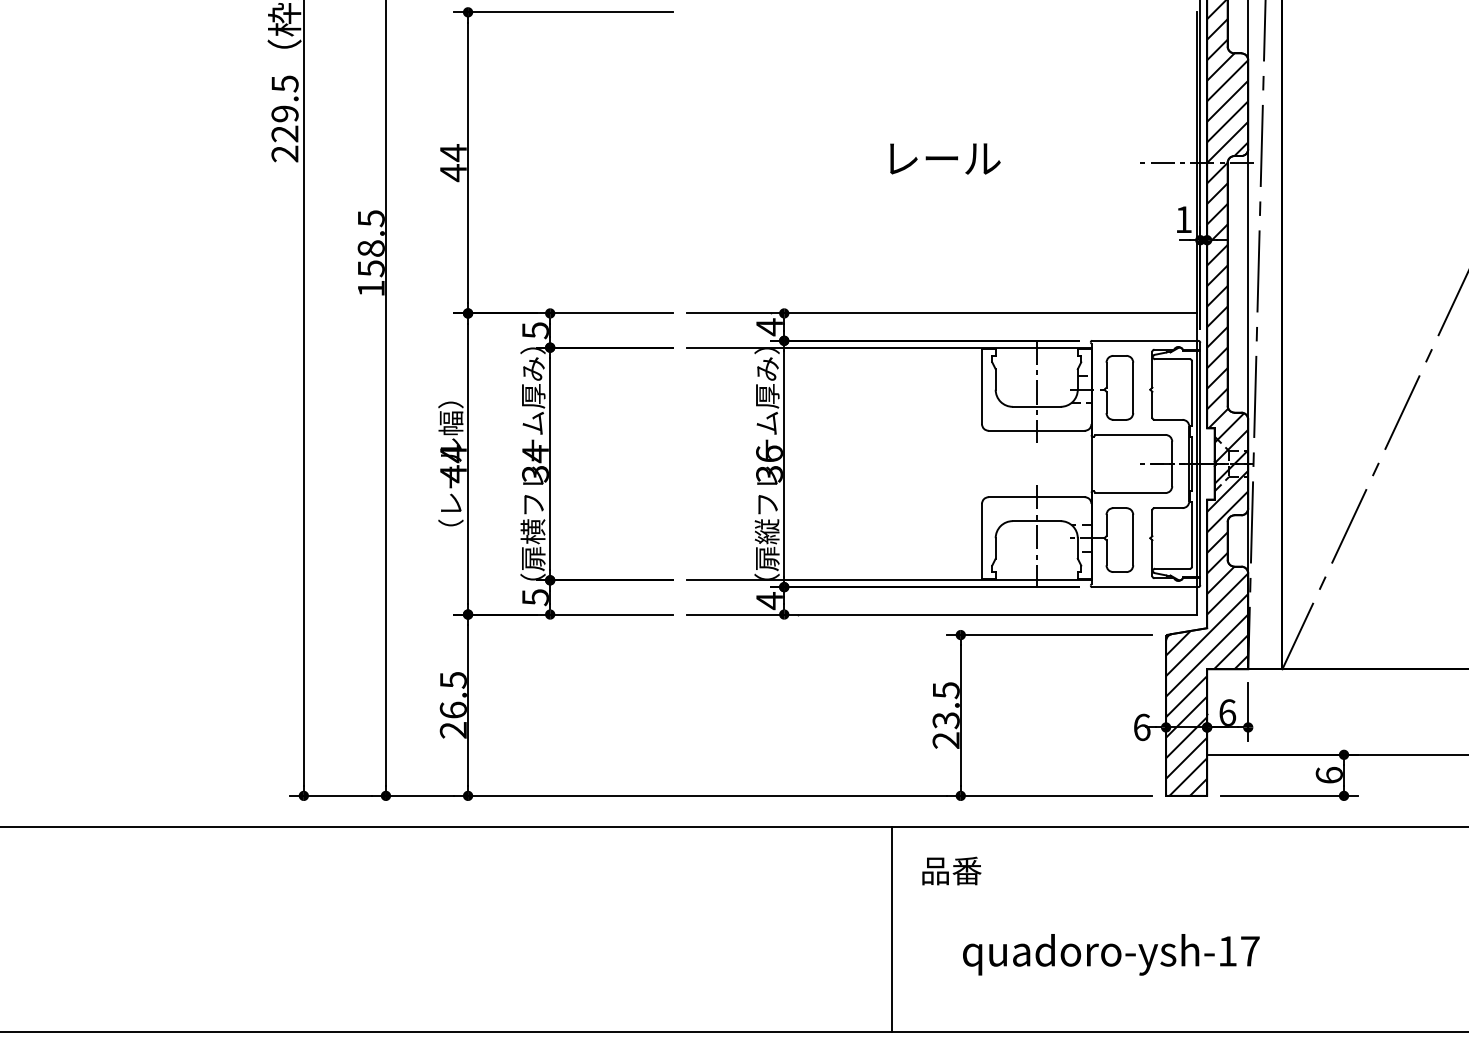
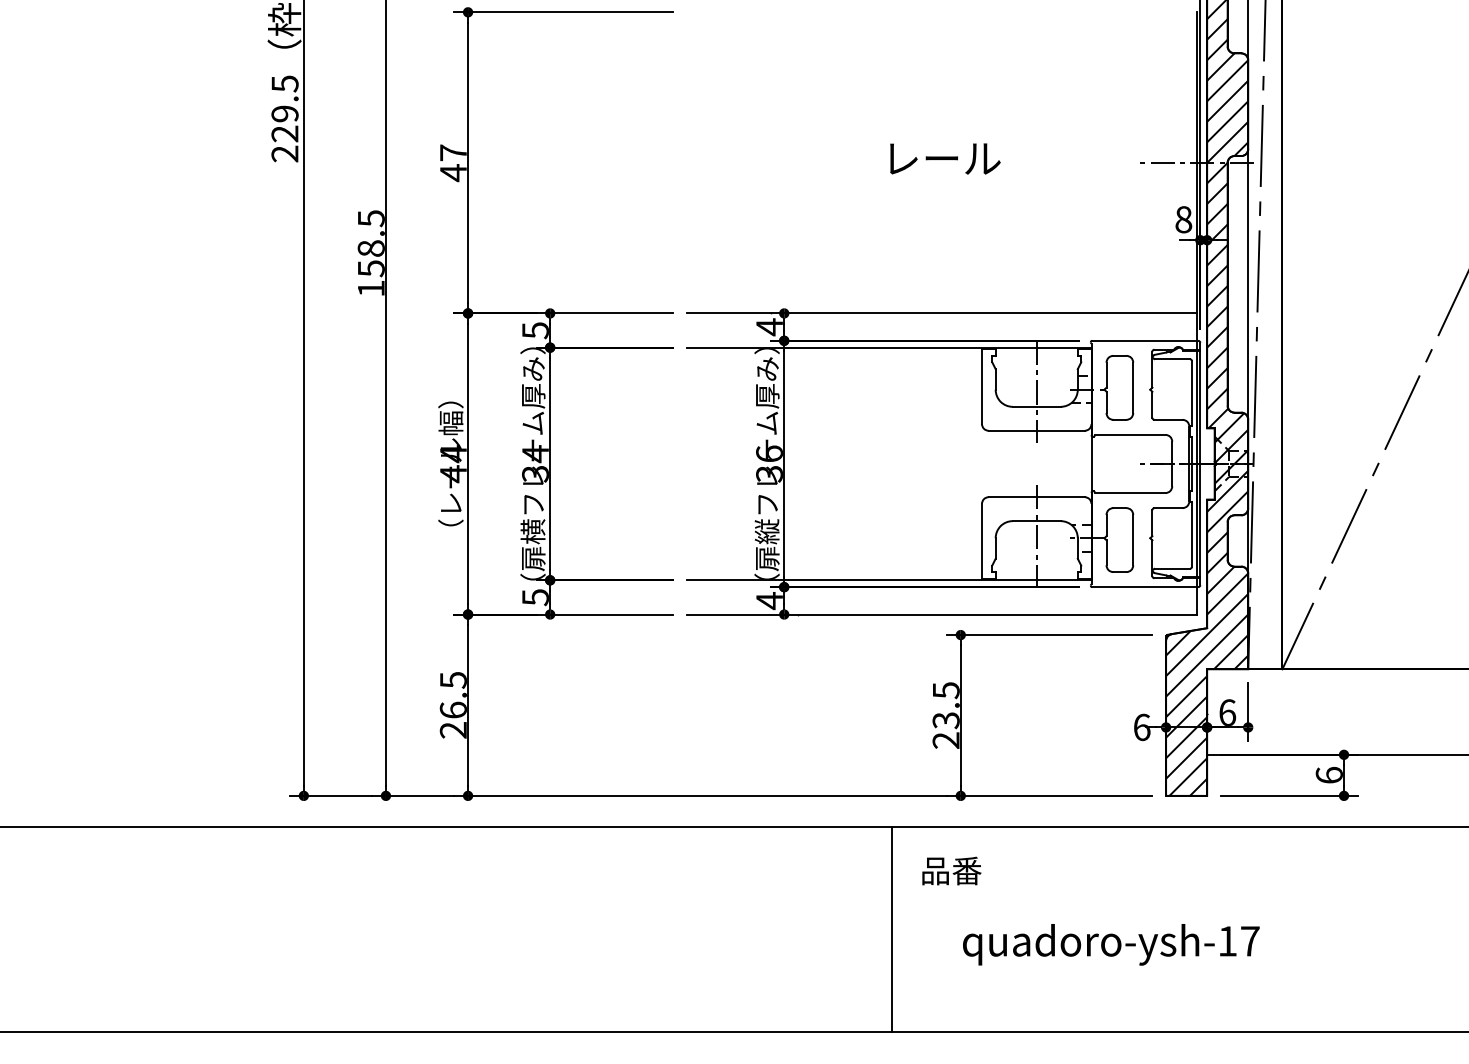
text: 44 -> 47 (453, 153)
text: 1 -> 8 (1183, 219)
text position: (1111, 954) -> (1111, 944) (1111, 944)
